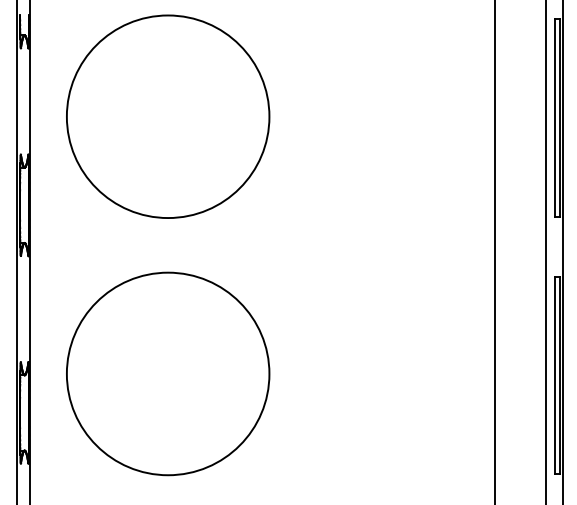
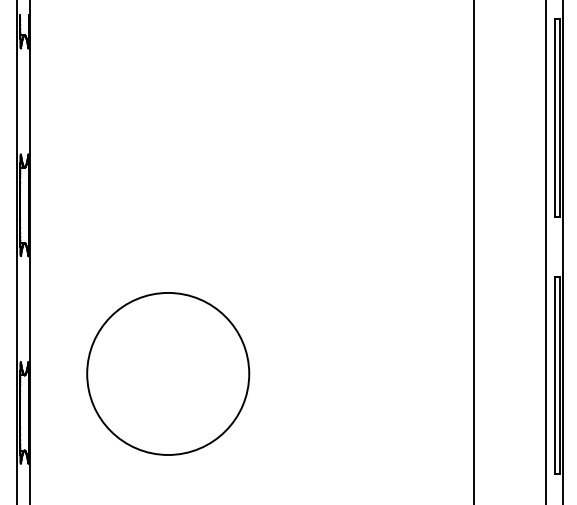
circle: present -> none (168, 116)
line position: (495, 251) -> (474, 251) (474, 251)
circle size: 205x206 px -> 165x164 px (168, 373)
